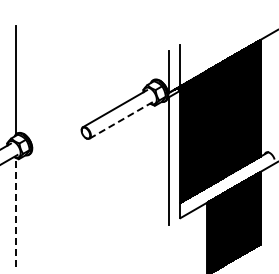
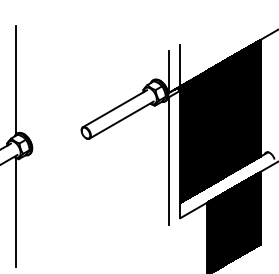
line: dashed -> solid (121, 120)
line: dashed -> solid (15, 212)
